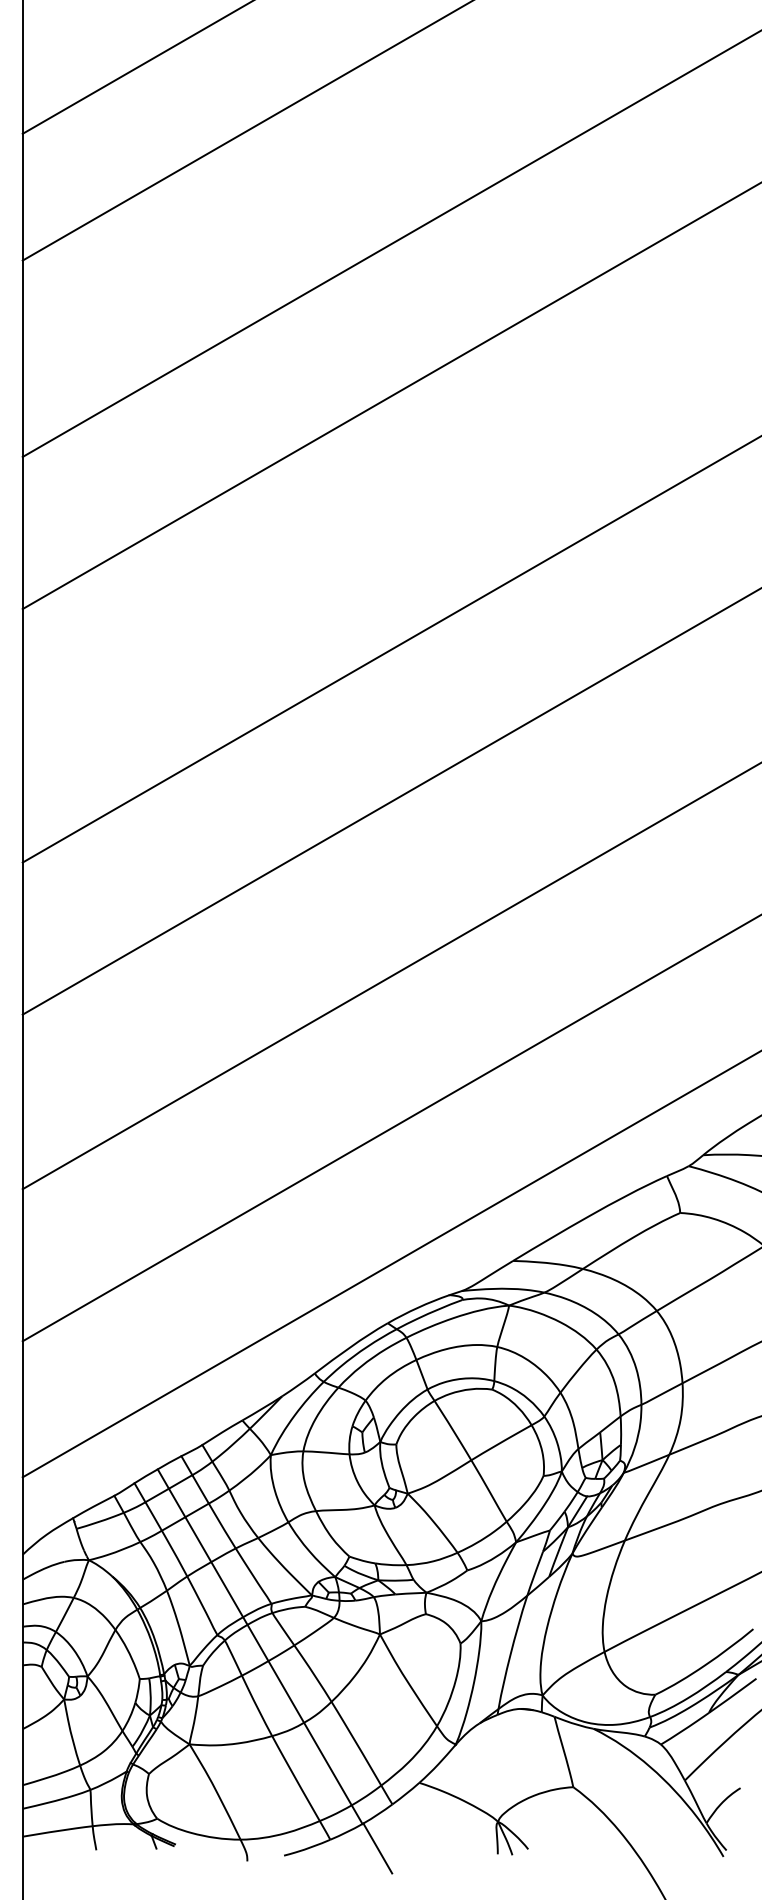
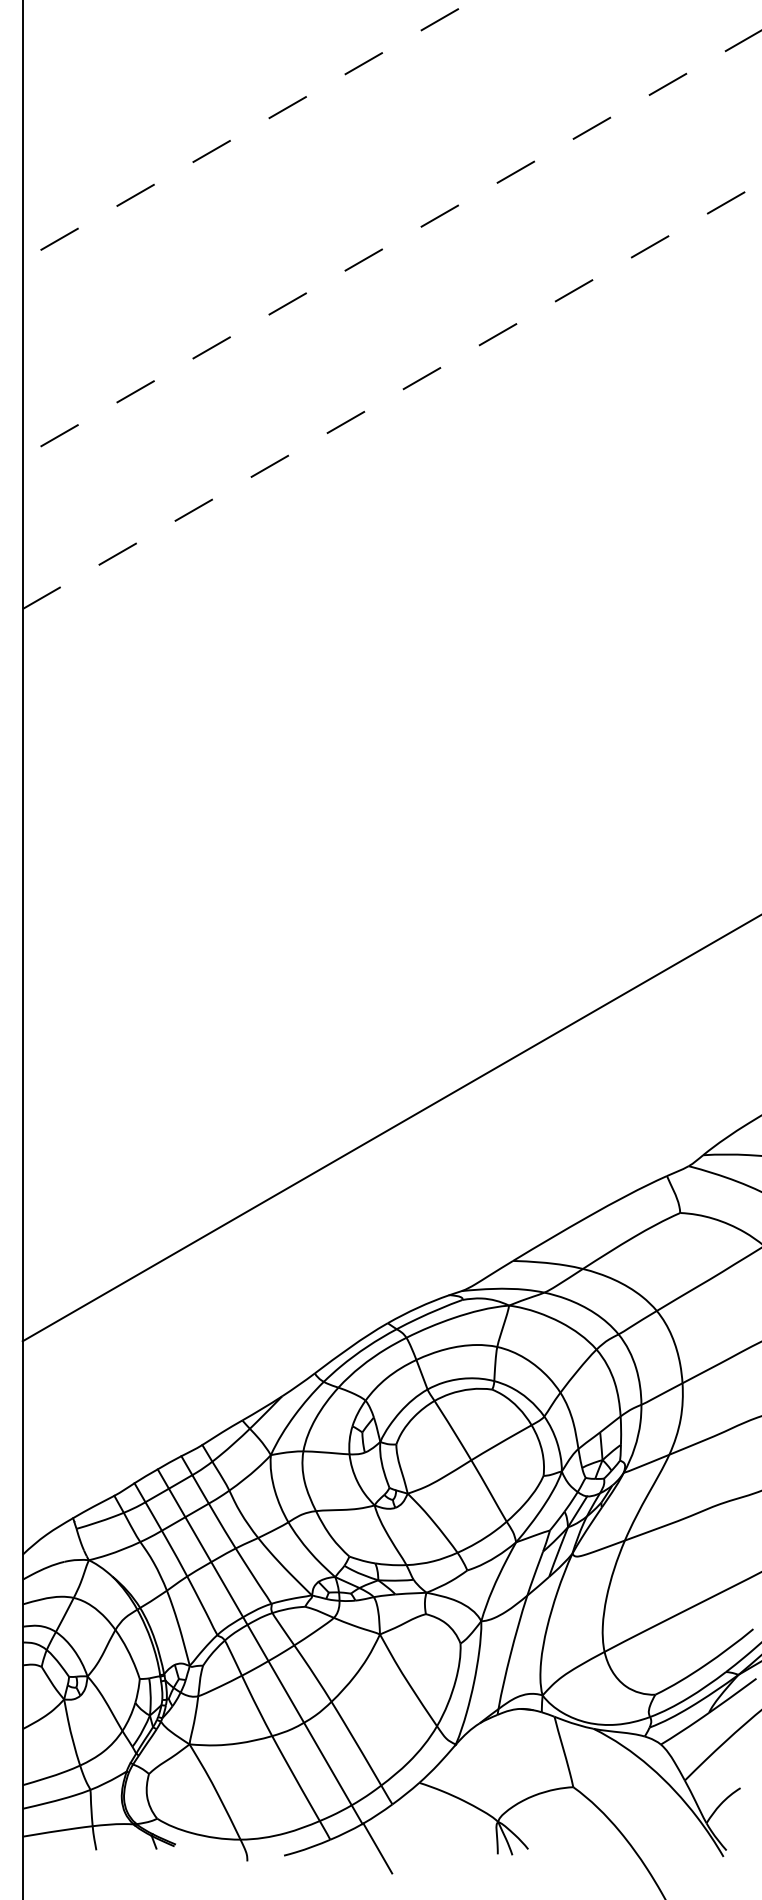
line: present -> none (136, 67)
line: solid -> dashed (247, 130)
line: solid -> dashed (391, 244)
line: solid -> dashed (392, 395)
line: present -> none (390, 649)
line: present -> none (390, 801)
line: present -> none (390, 976)
line: present -> none (390, 1264)
